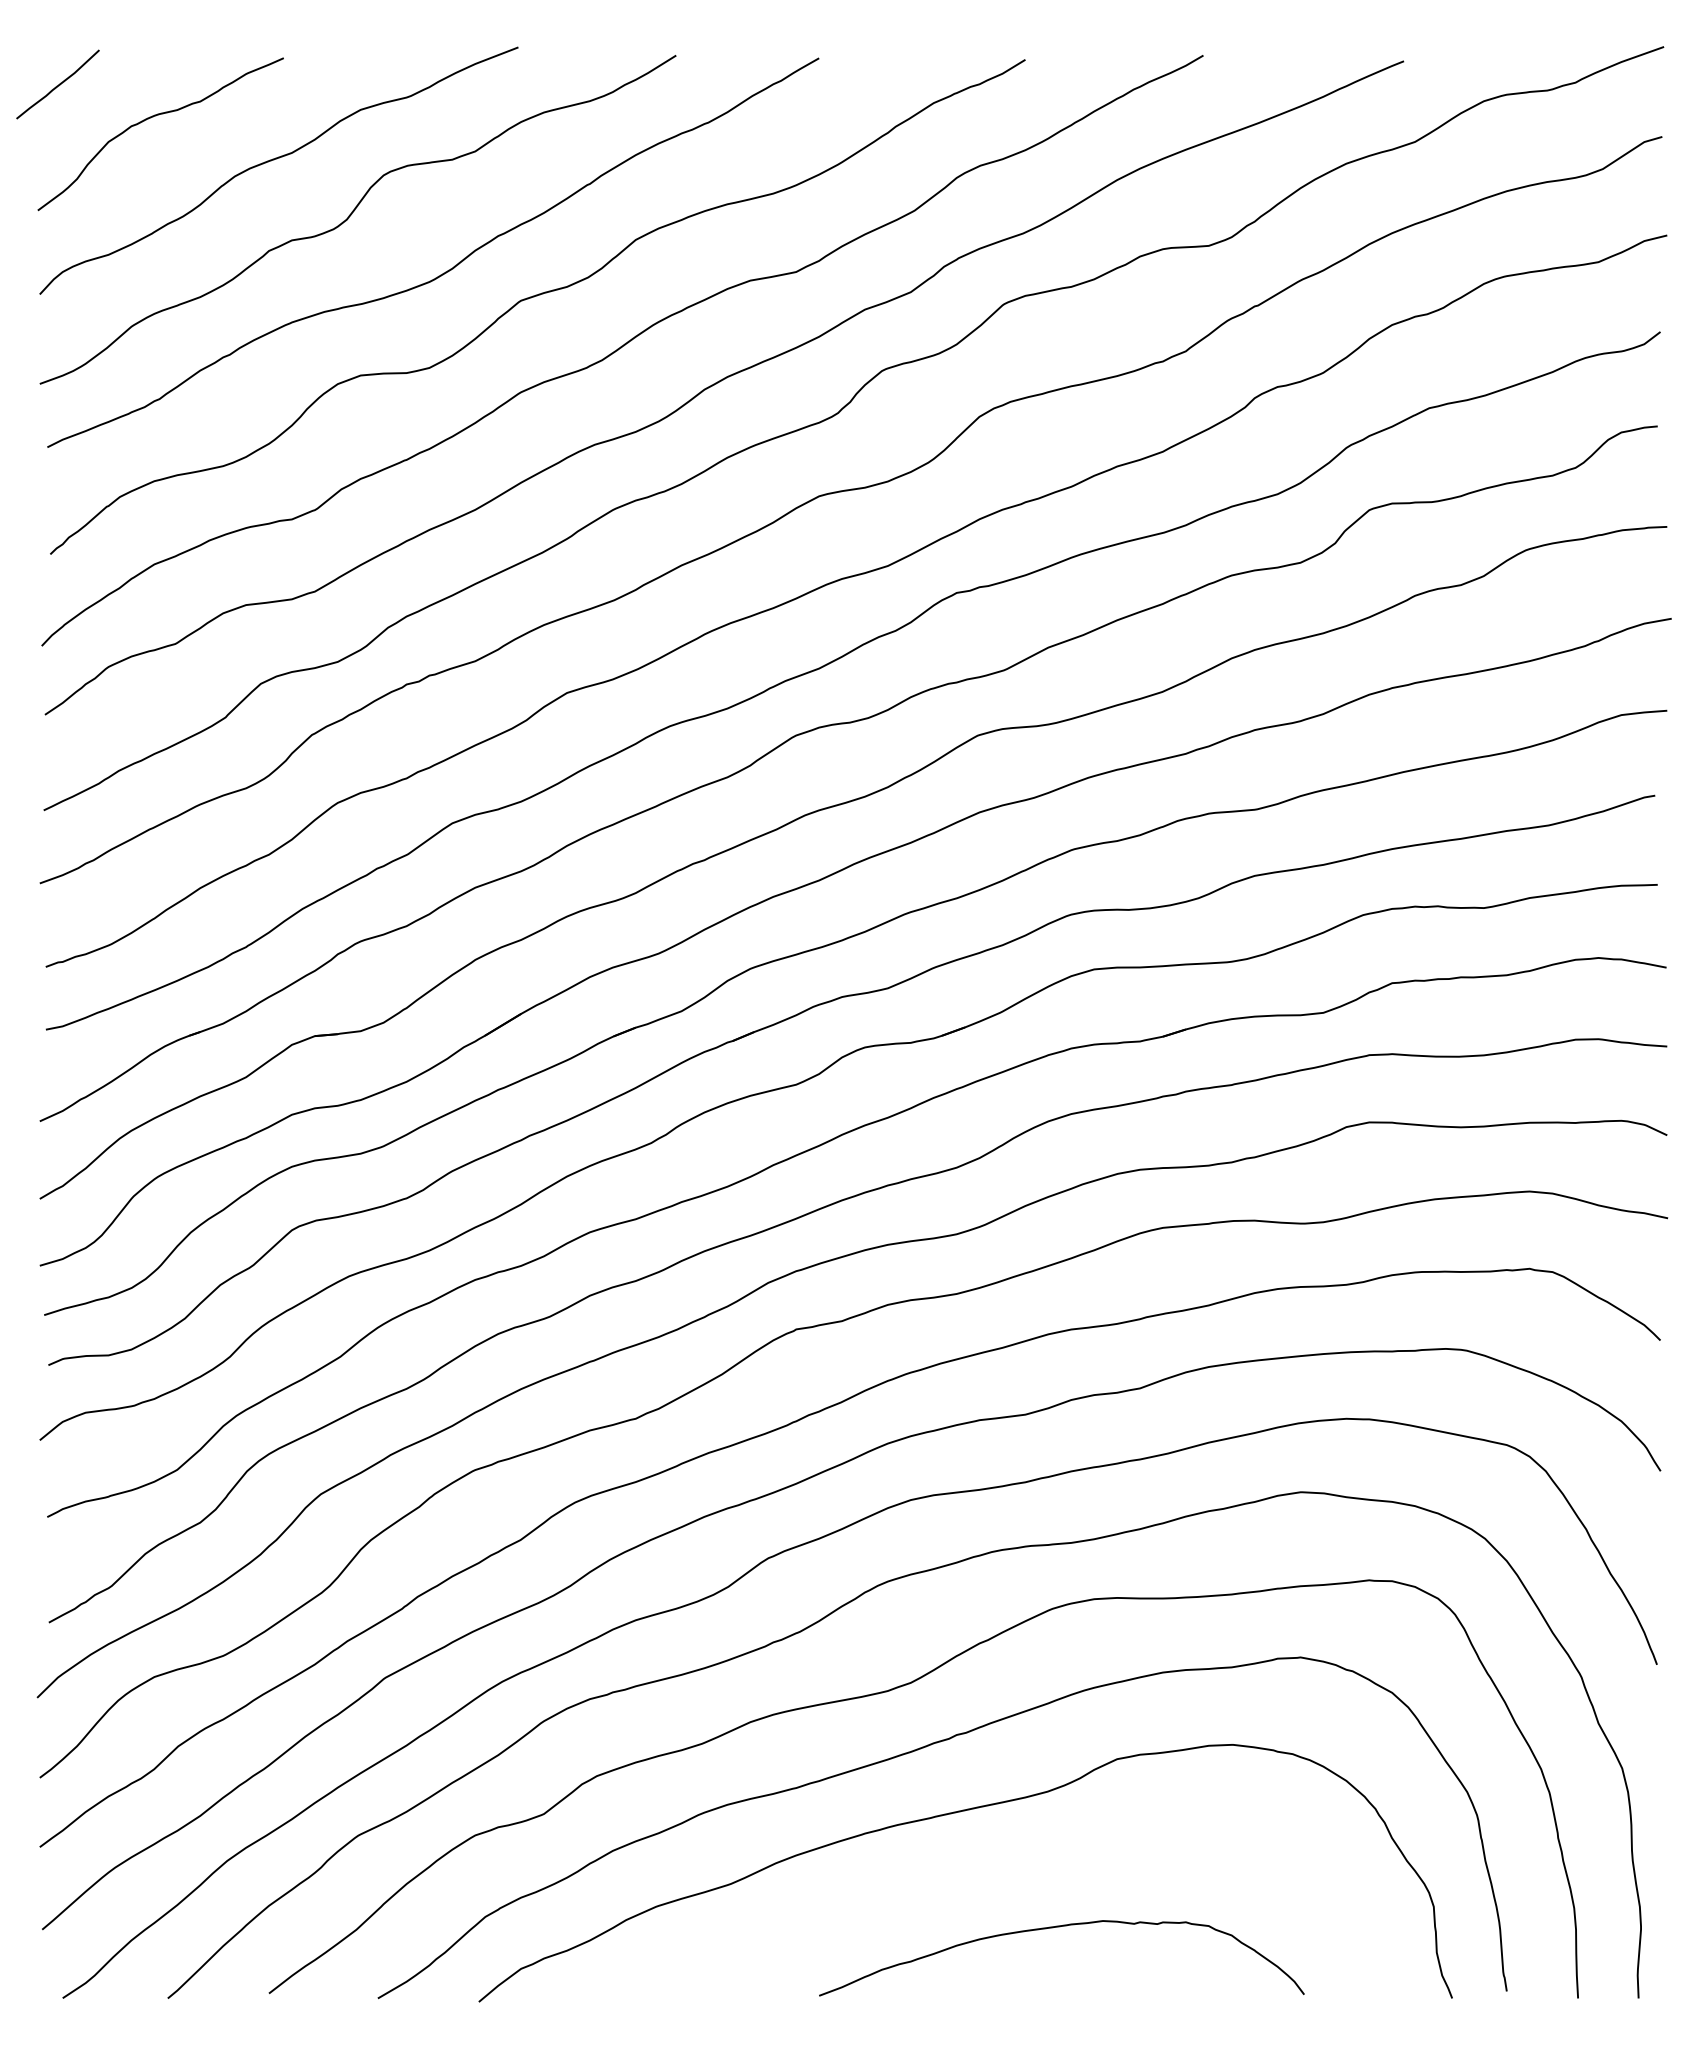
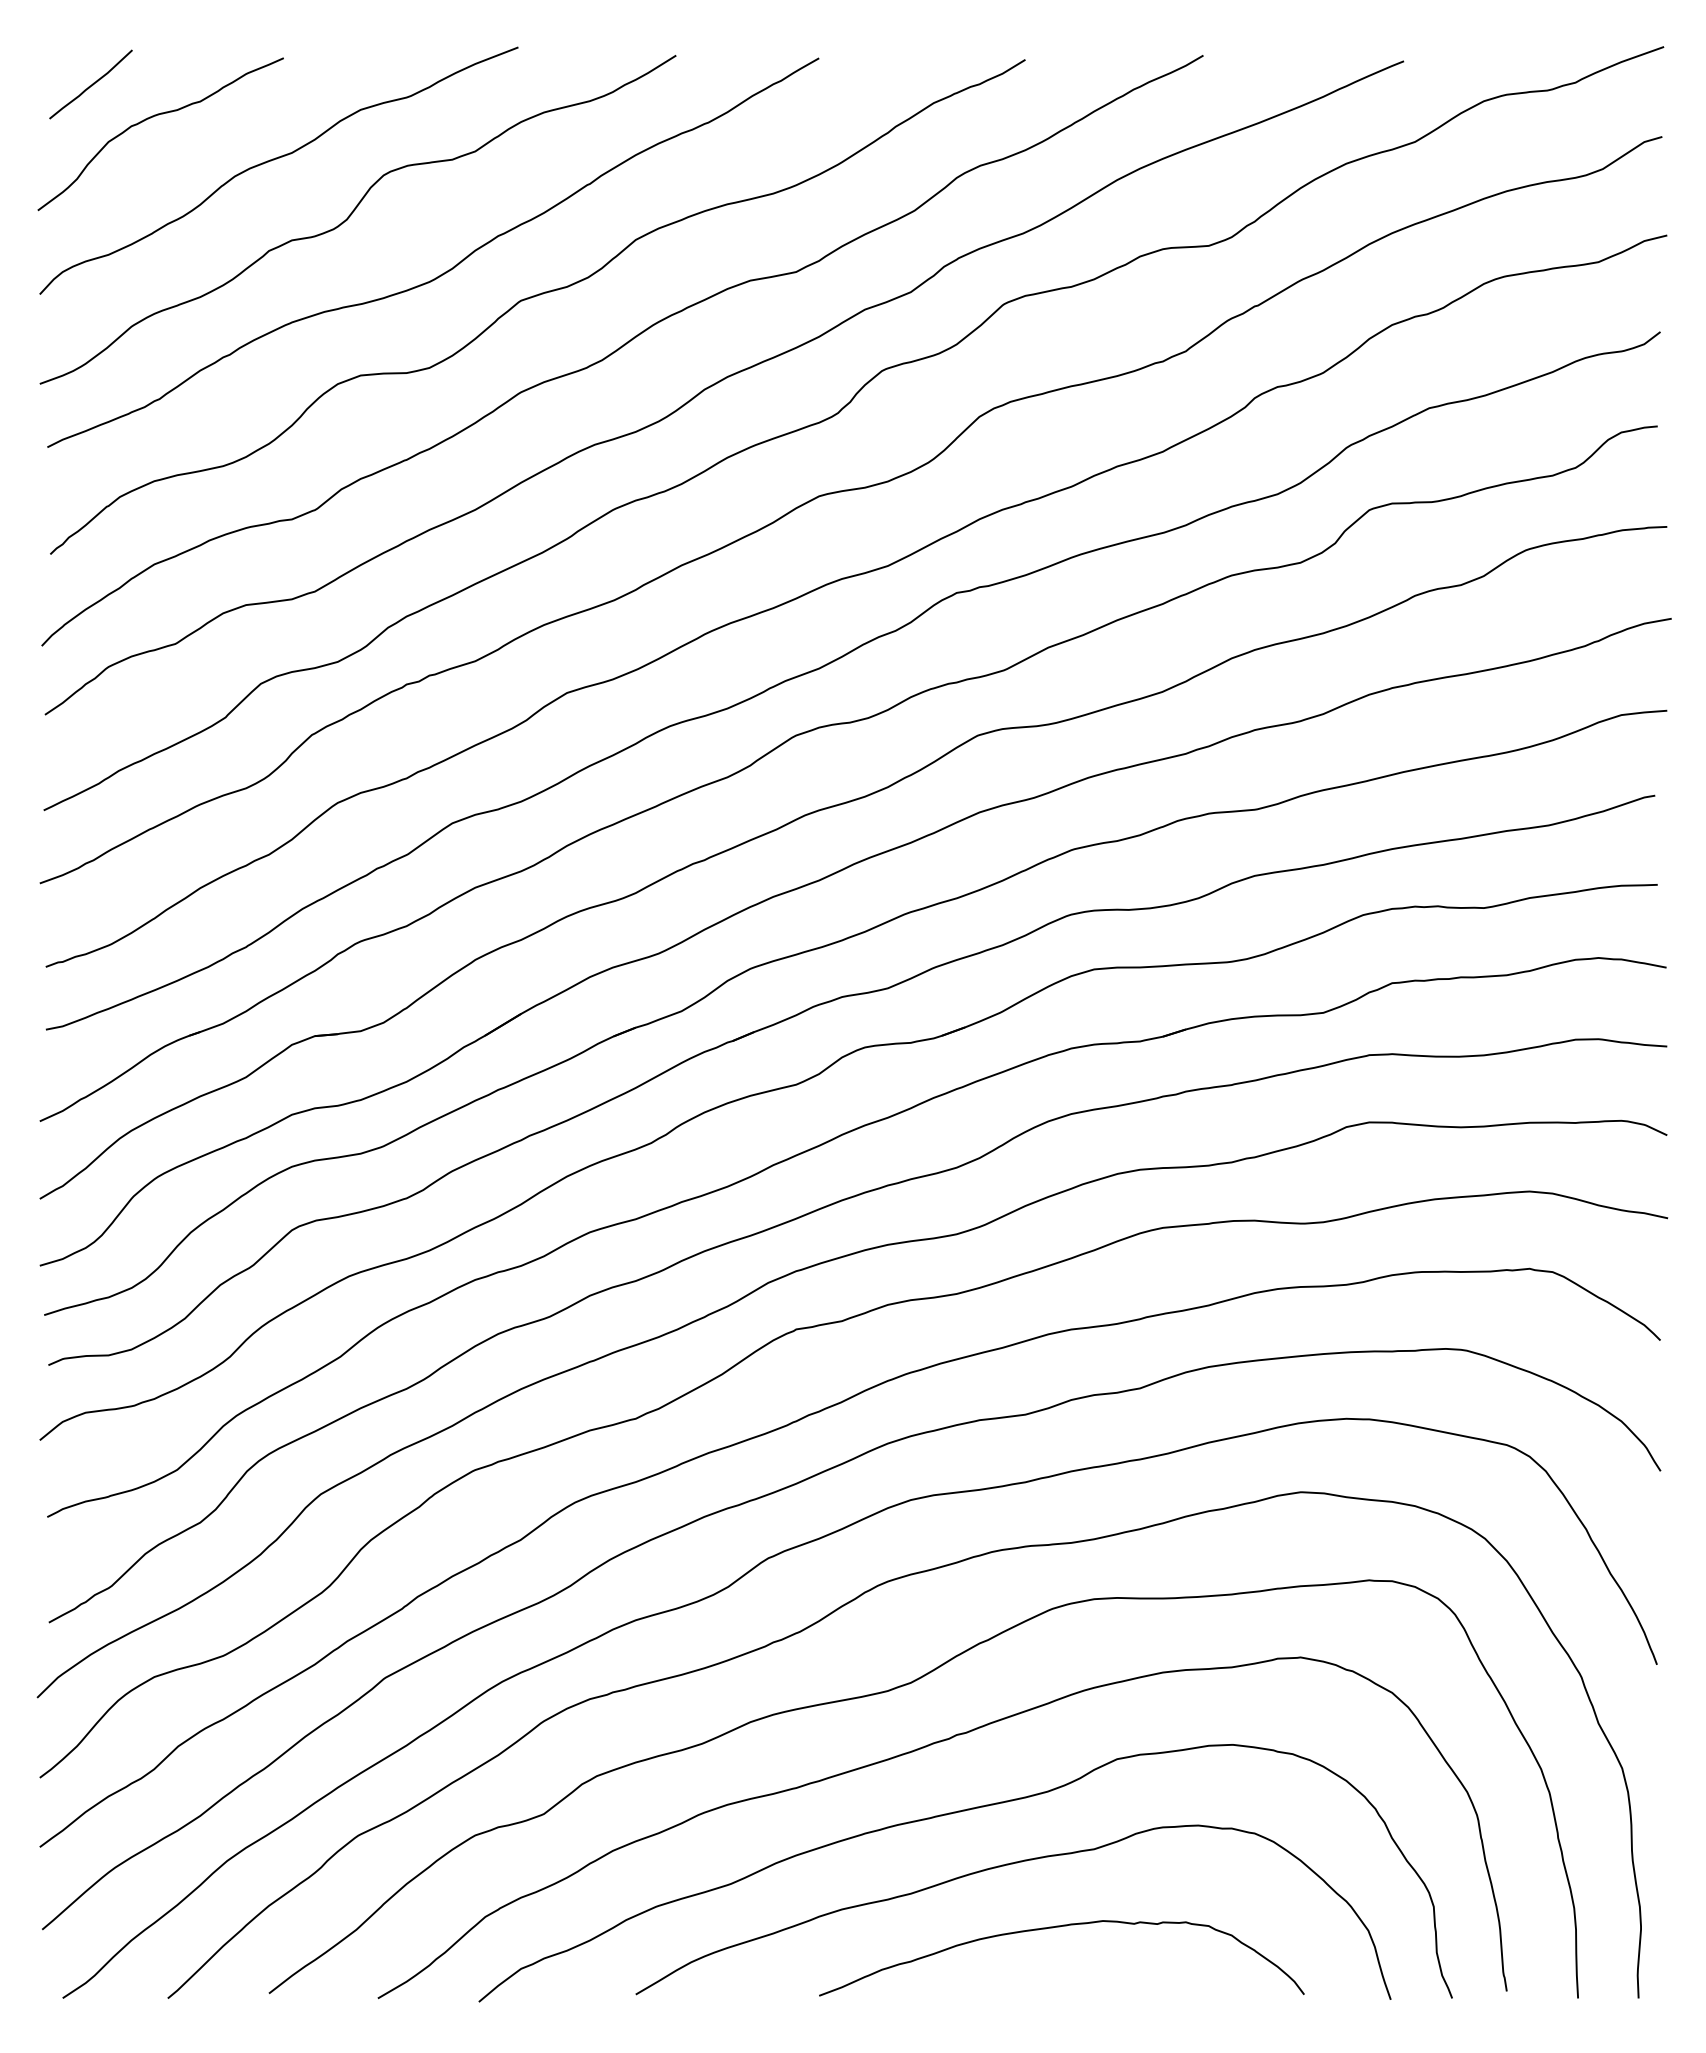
curve position: (58, 84) -> (91, 84) (91, 84)
curve: none -> present (1000, 1867)
